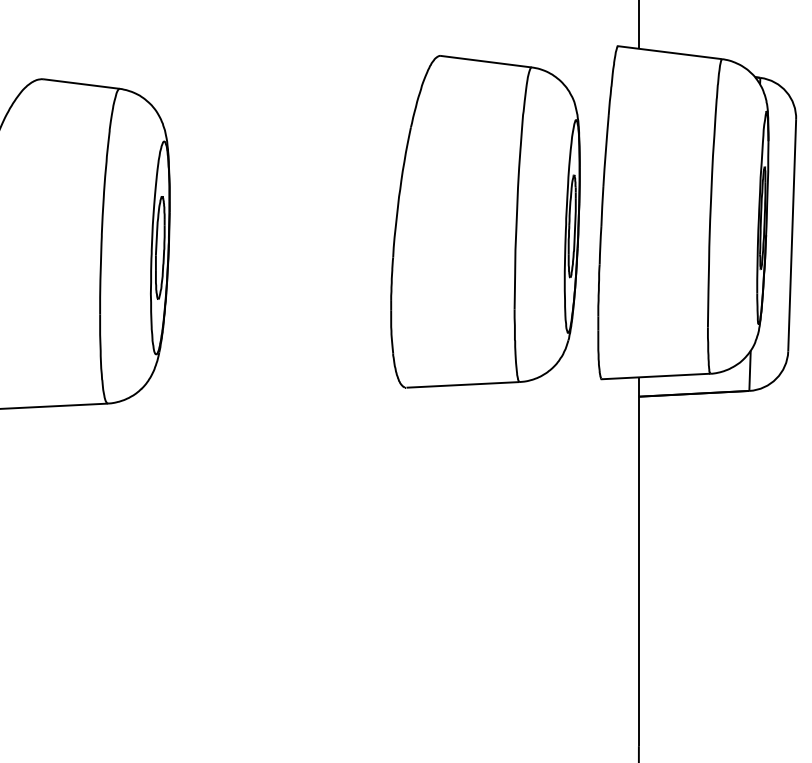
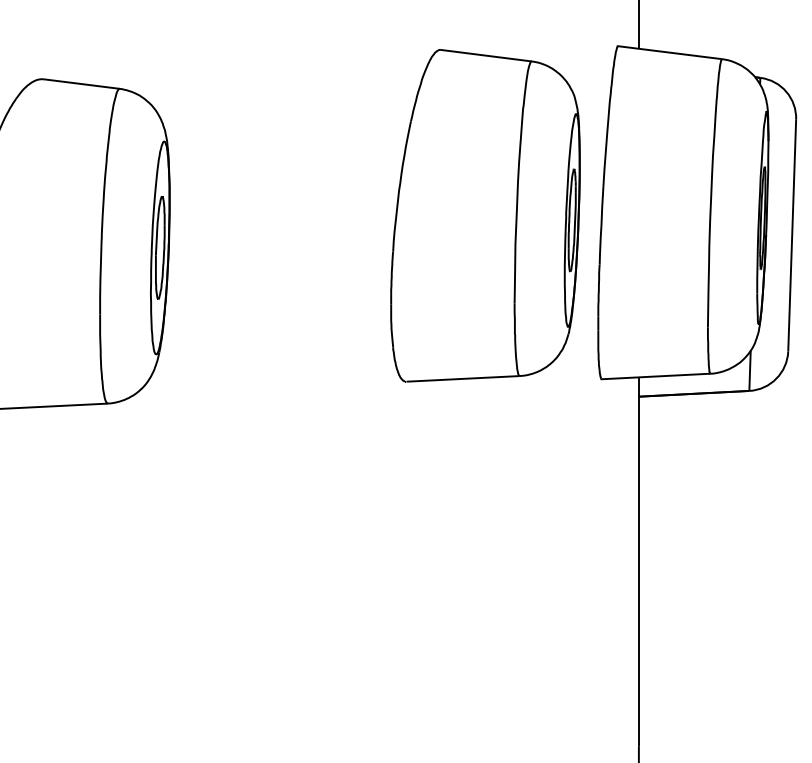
part position: (485, 221) -> (485, 215) (485, 215)
